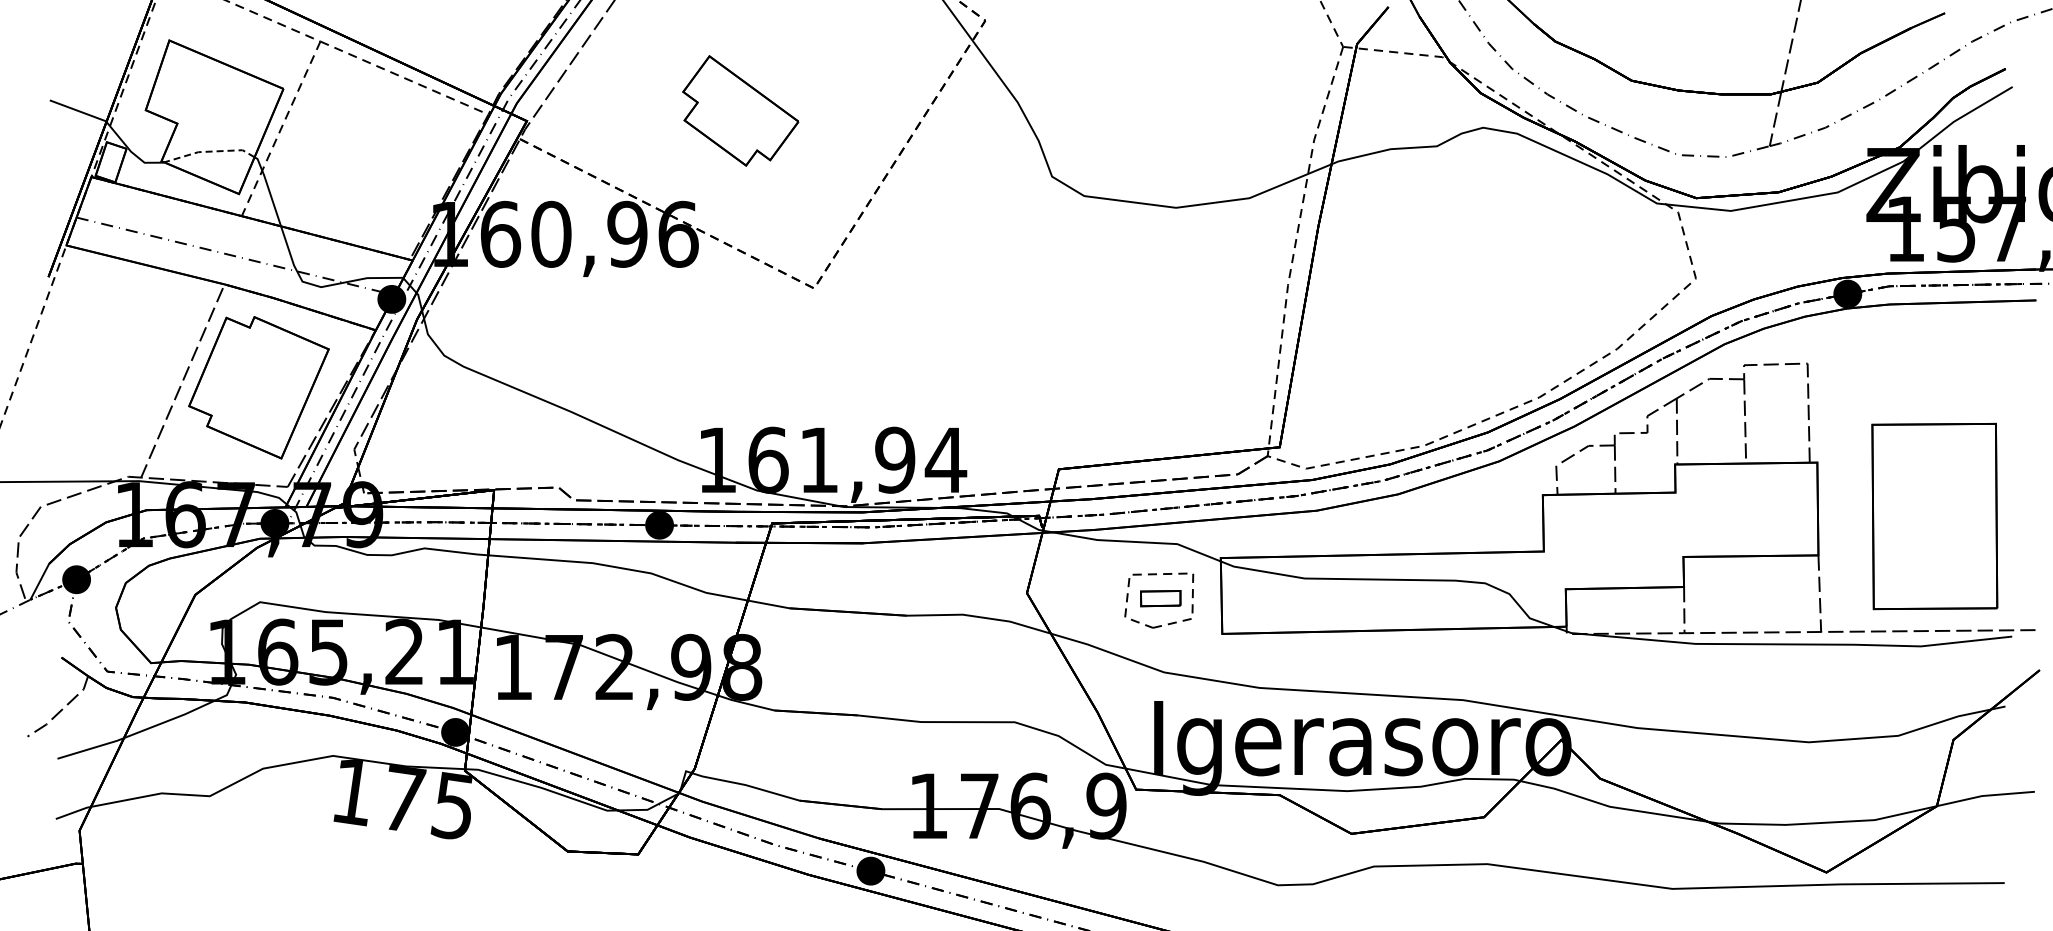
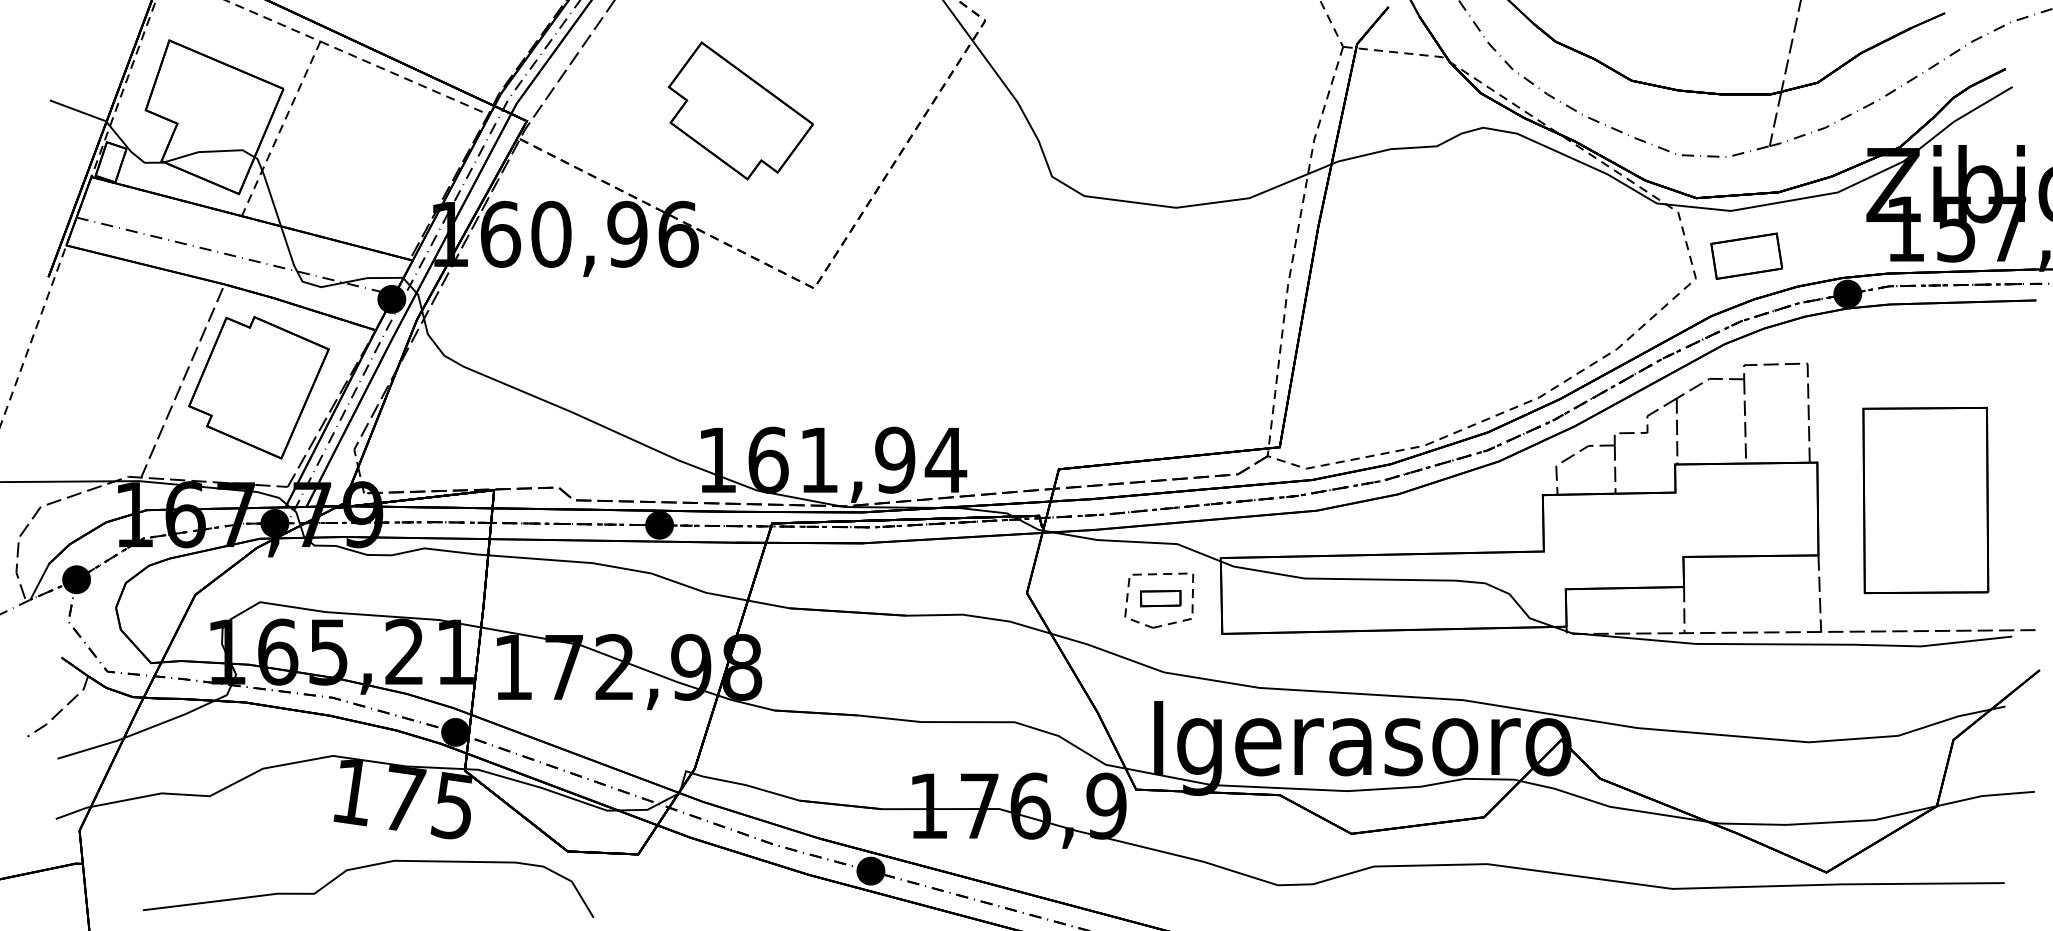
part size: 118x112 px -> 147x140 px (740, 110)
line: dashed -> solid (209, 151)
part: none -> present (1746, 255)
part position: (1934, 516) -> (1925, 500) (1925, 500)
curve: none -> present (362, 868)
